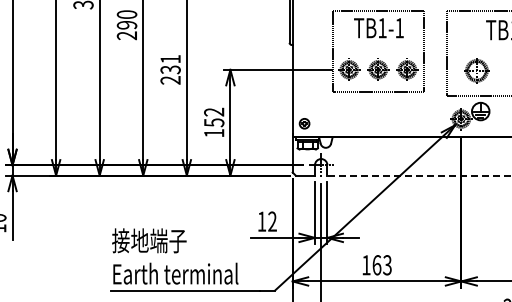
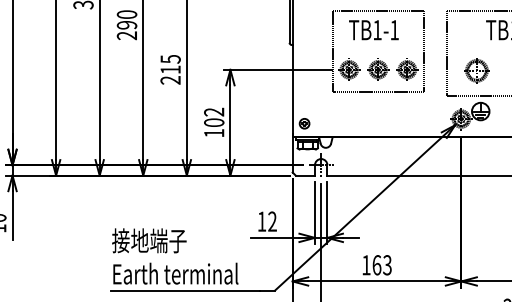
text position: (378, 28) -> (373, 30) (373, 30)
text: 231 -> 215 (170, 64)
text: 152 -> 102 (214, 122)
line: dashed -> solid (419, 175)
